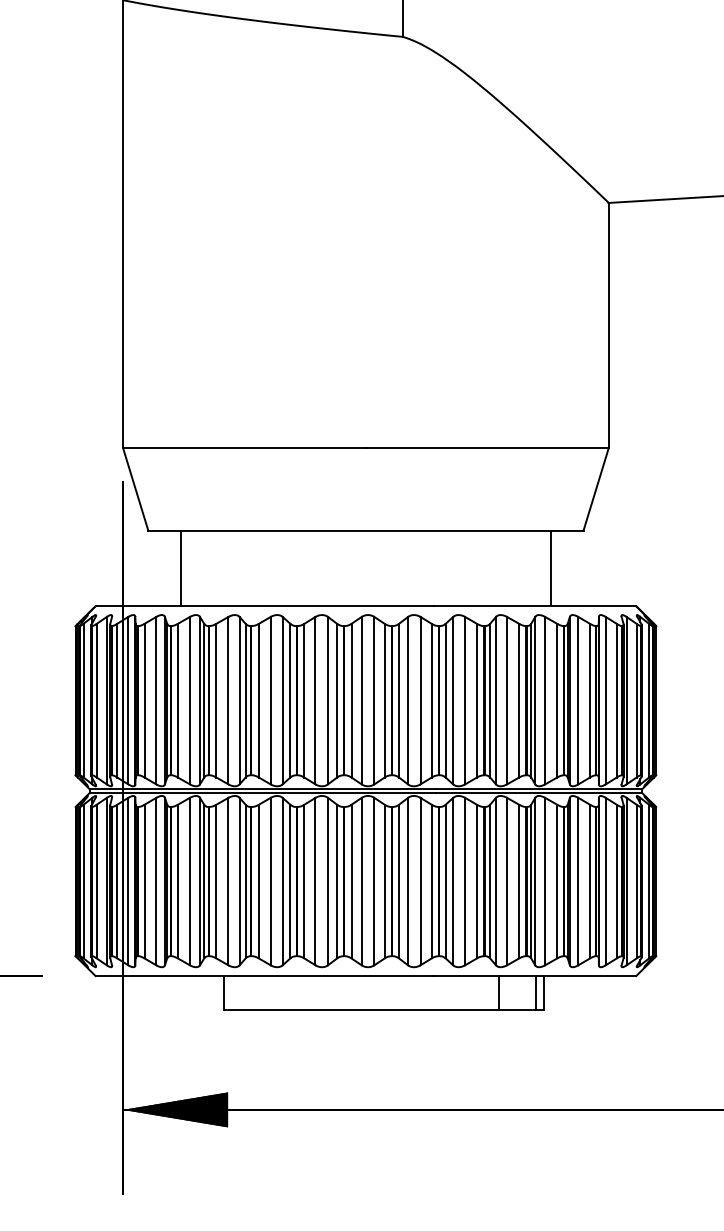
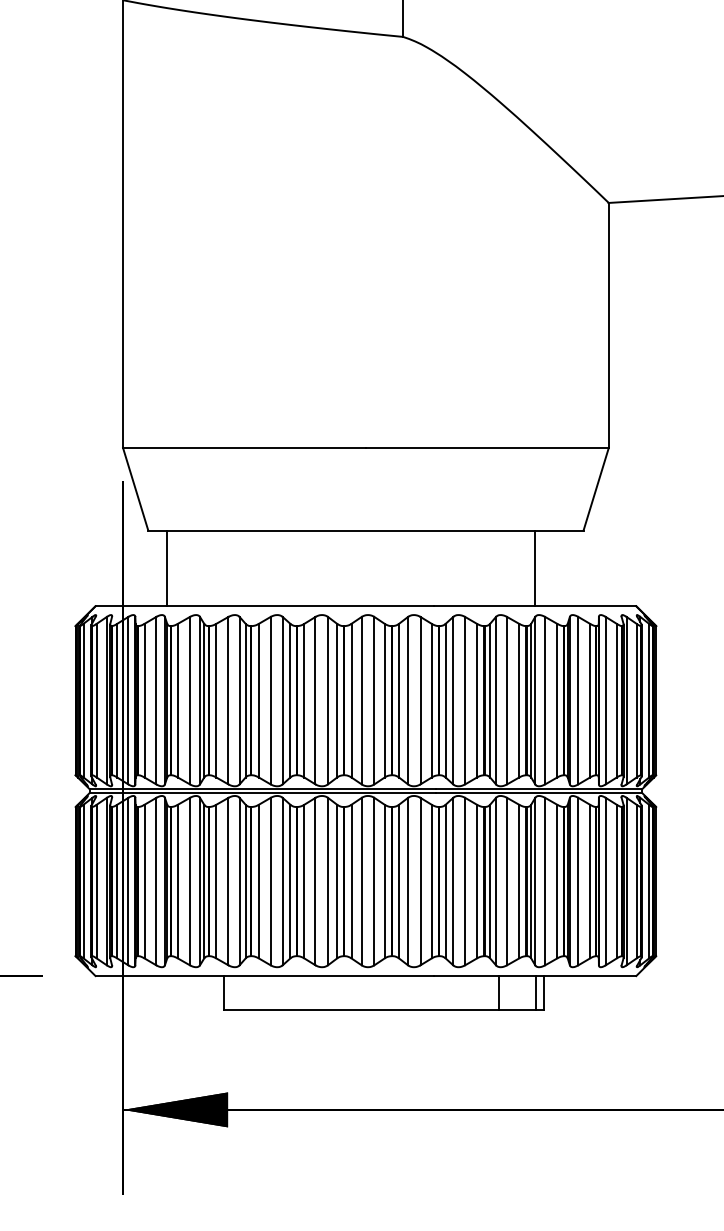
line position: (181, 568) -> (167, 568) (167, 568)
line position: (550, 568) -> (534, 568) (534, 568)
